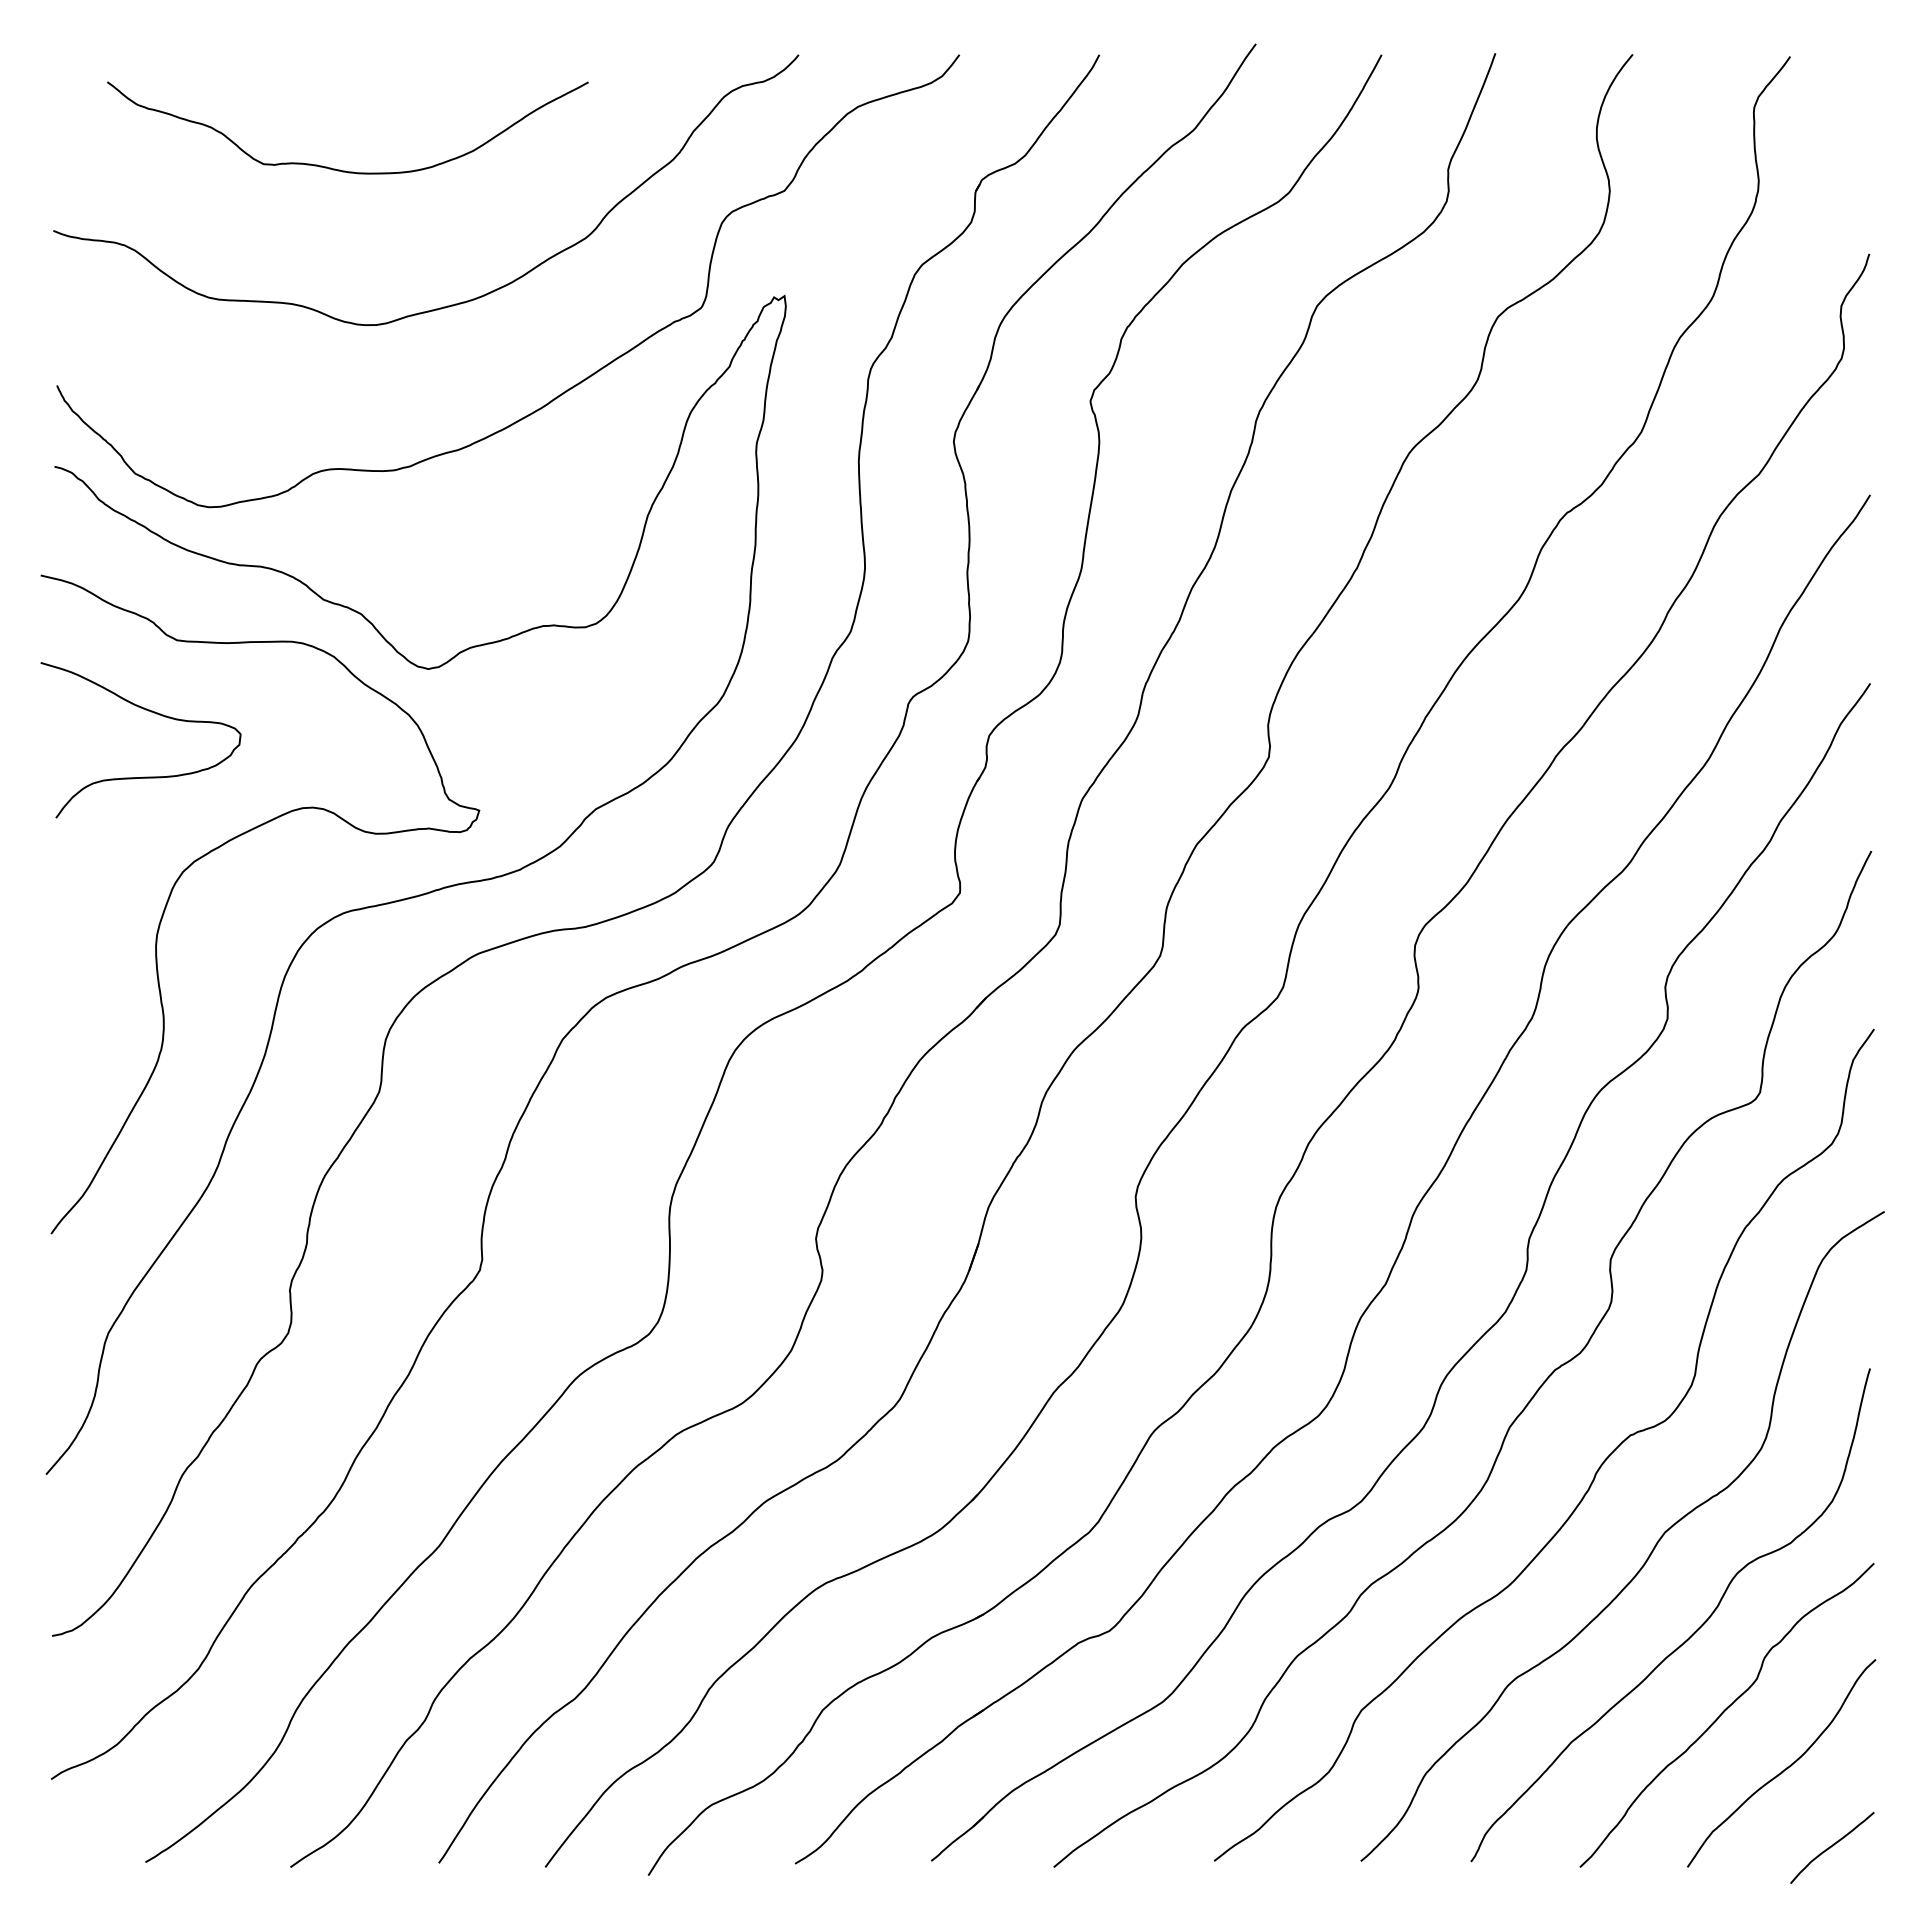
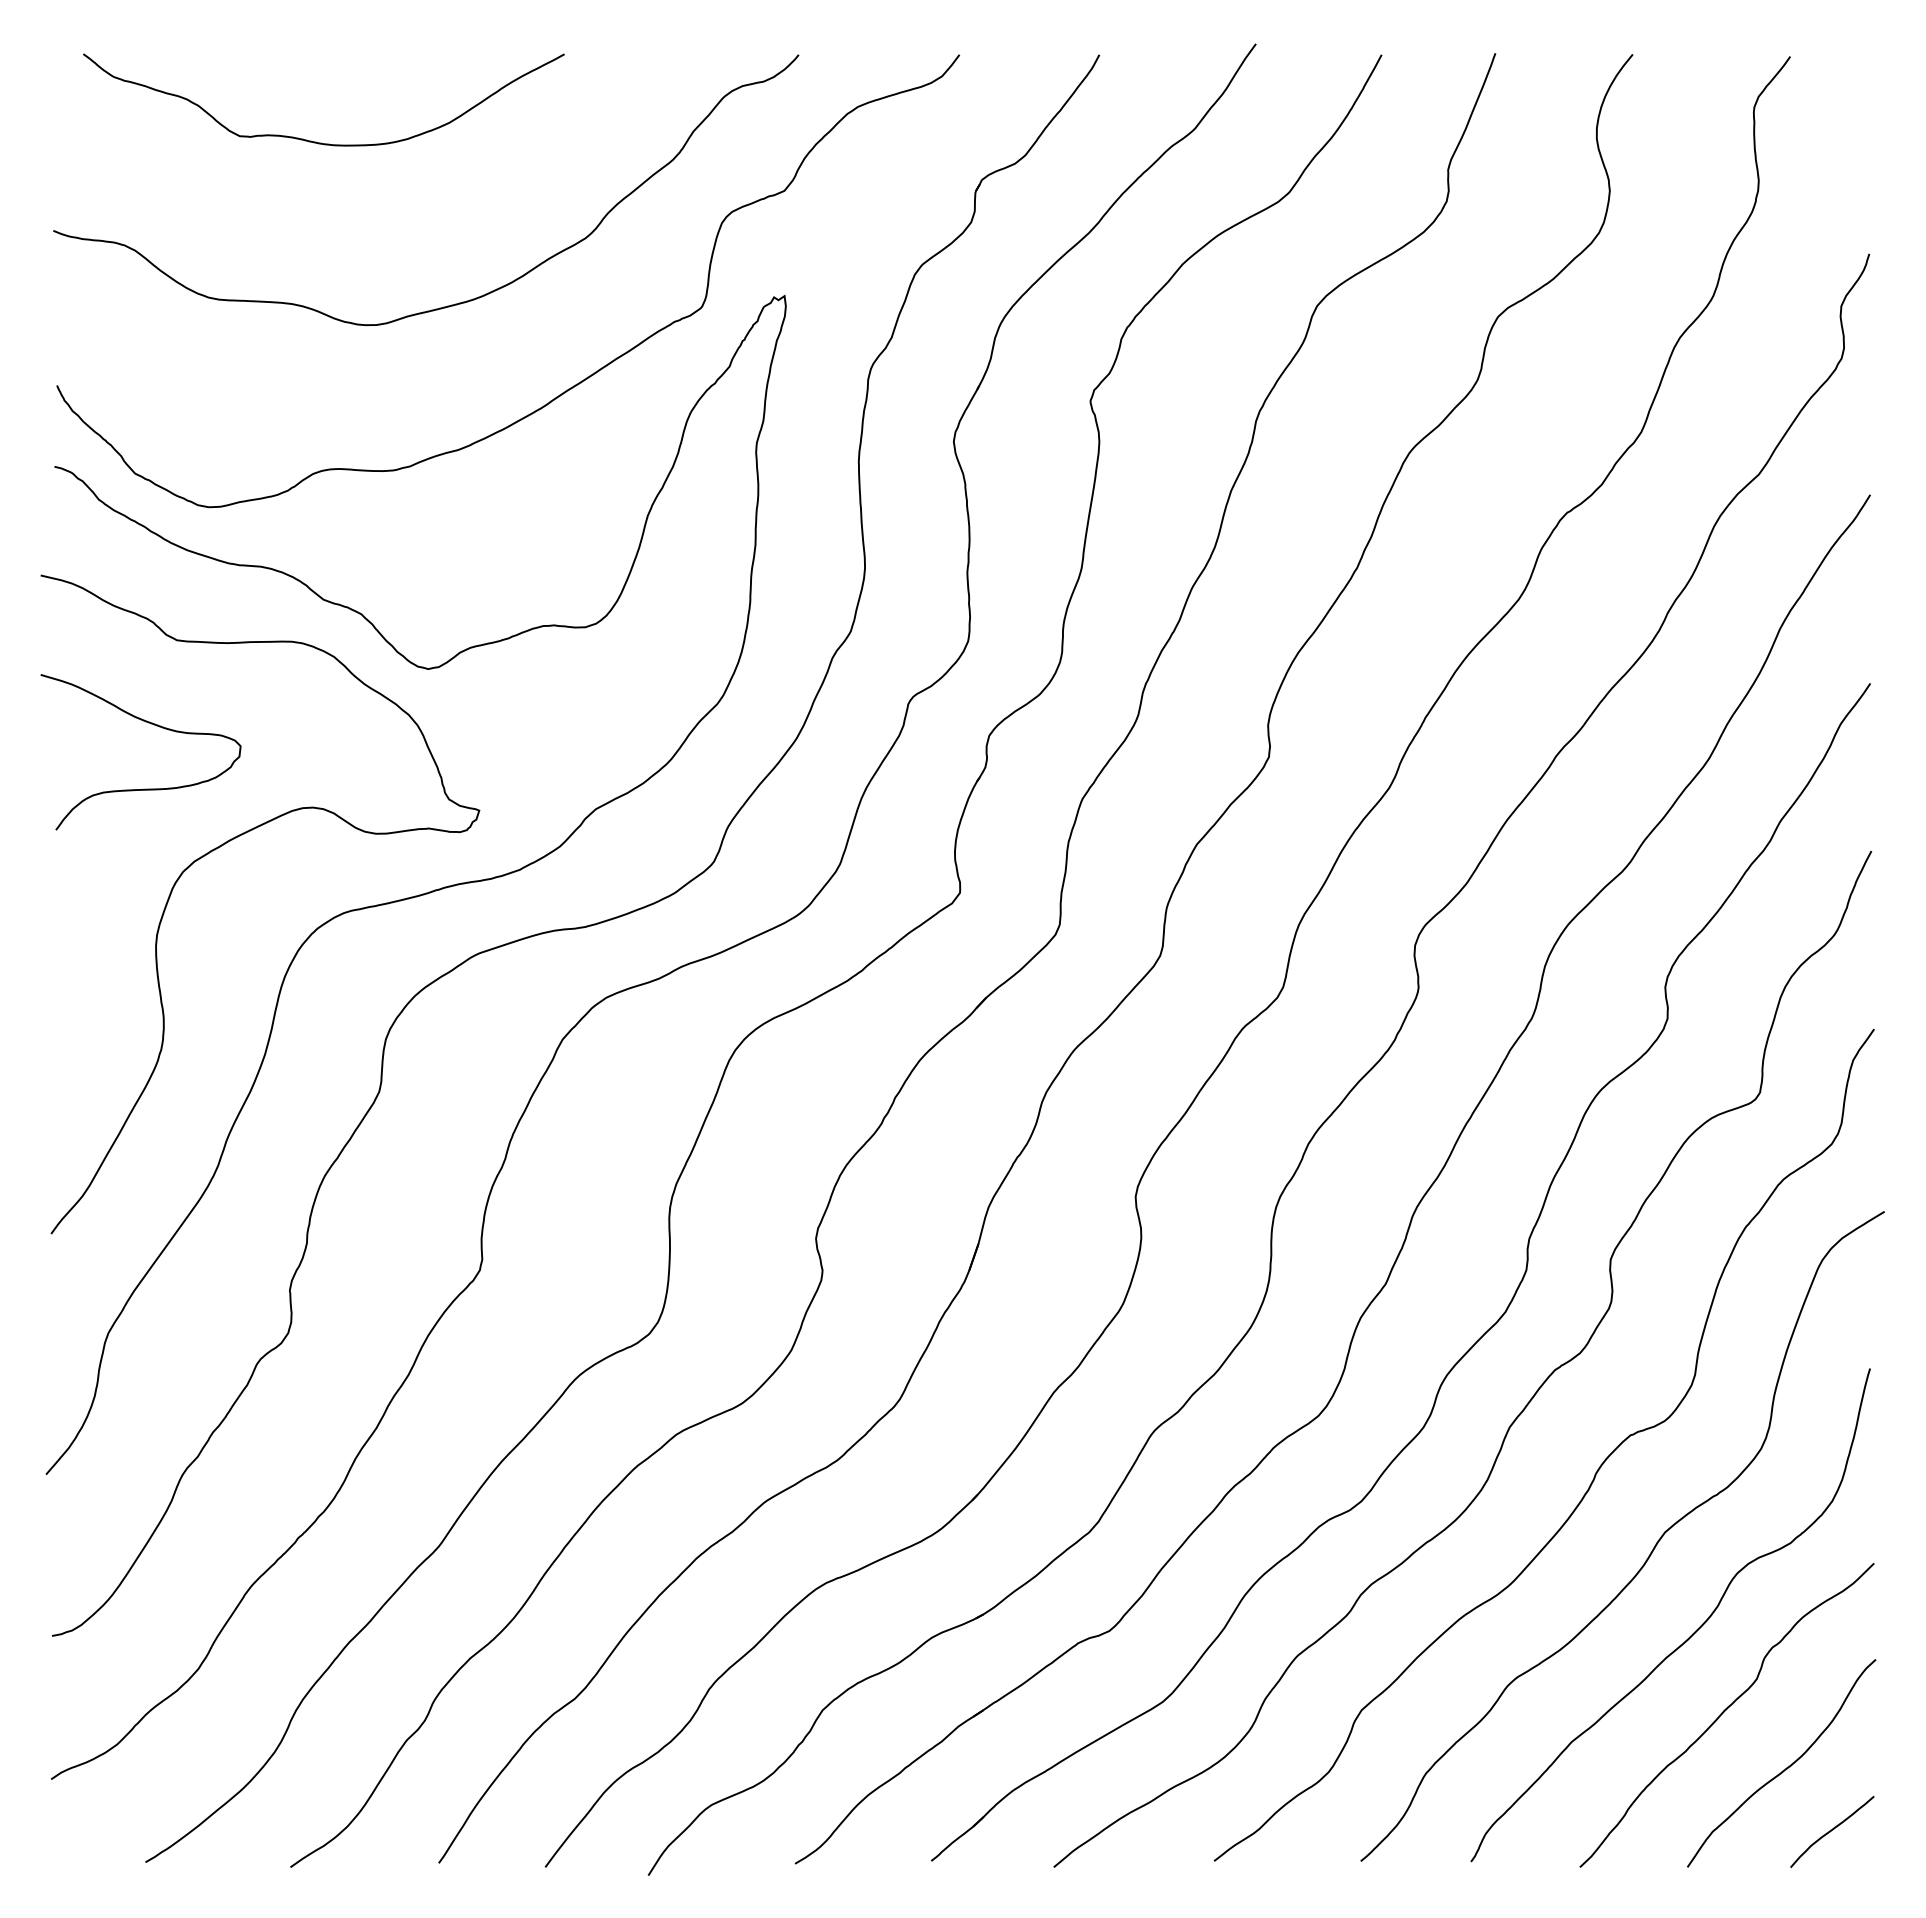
curve position: (340, 169) -> (316, 141) (316, 141)
curve position: (148, 711) -> (148, 723) (148, 723)
curve position: (1832, 1846) -> (1832, 1830) (1832, 1830)
